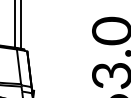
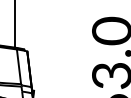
line: present -> none (20, 25)
